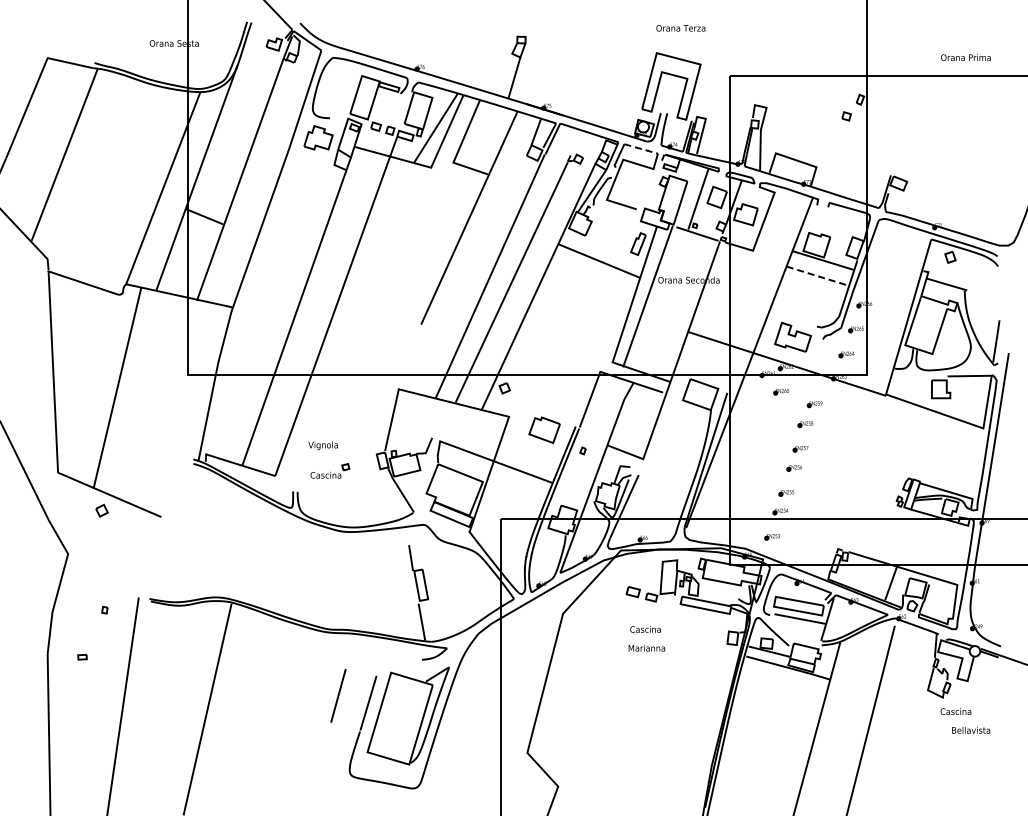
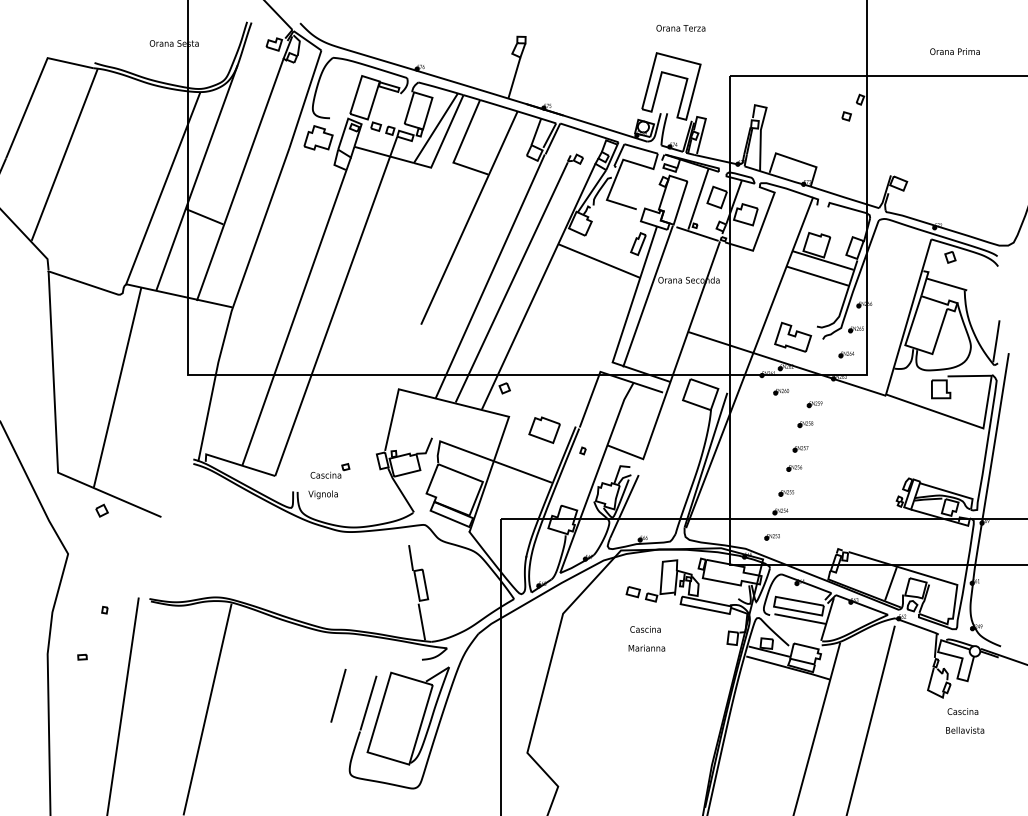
text position: (965, 57) -> (954, 51) (954, 51)
line: dashed -> solid (641, 149)
line: dashed -> solid (818, 276)
text position: (322, 445) -> (322, 494) (322, 494)
text position: (955, 711) -> (962, 711) (962, 711)
text position: (971, 729) -> (965, 729) (965, 729)
